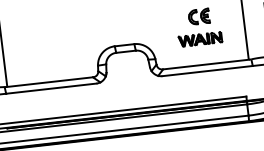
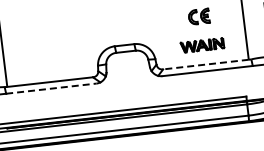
part position: (200, 39) -> (202, 45) (202, 45)
line: solid -> dashed (205, 64)
line: solid -> dashed (51, 88)
